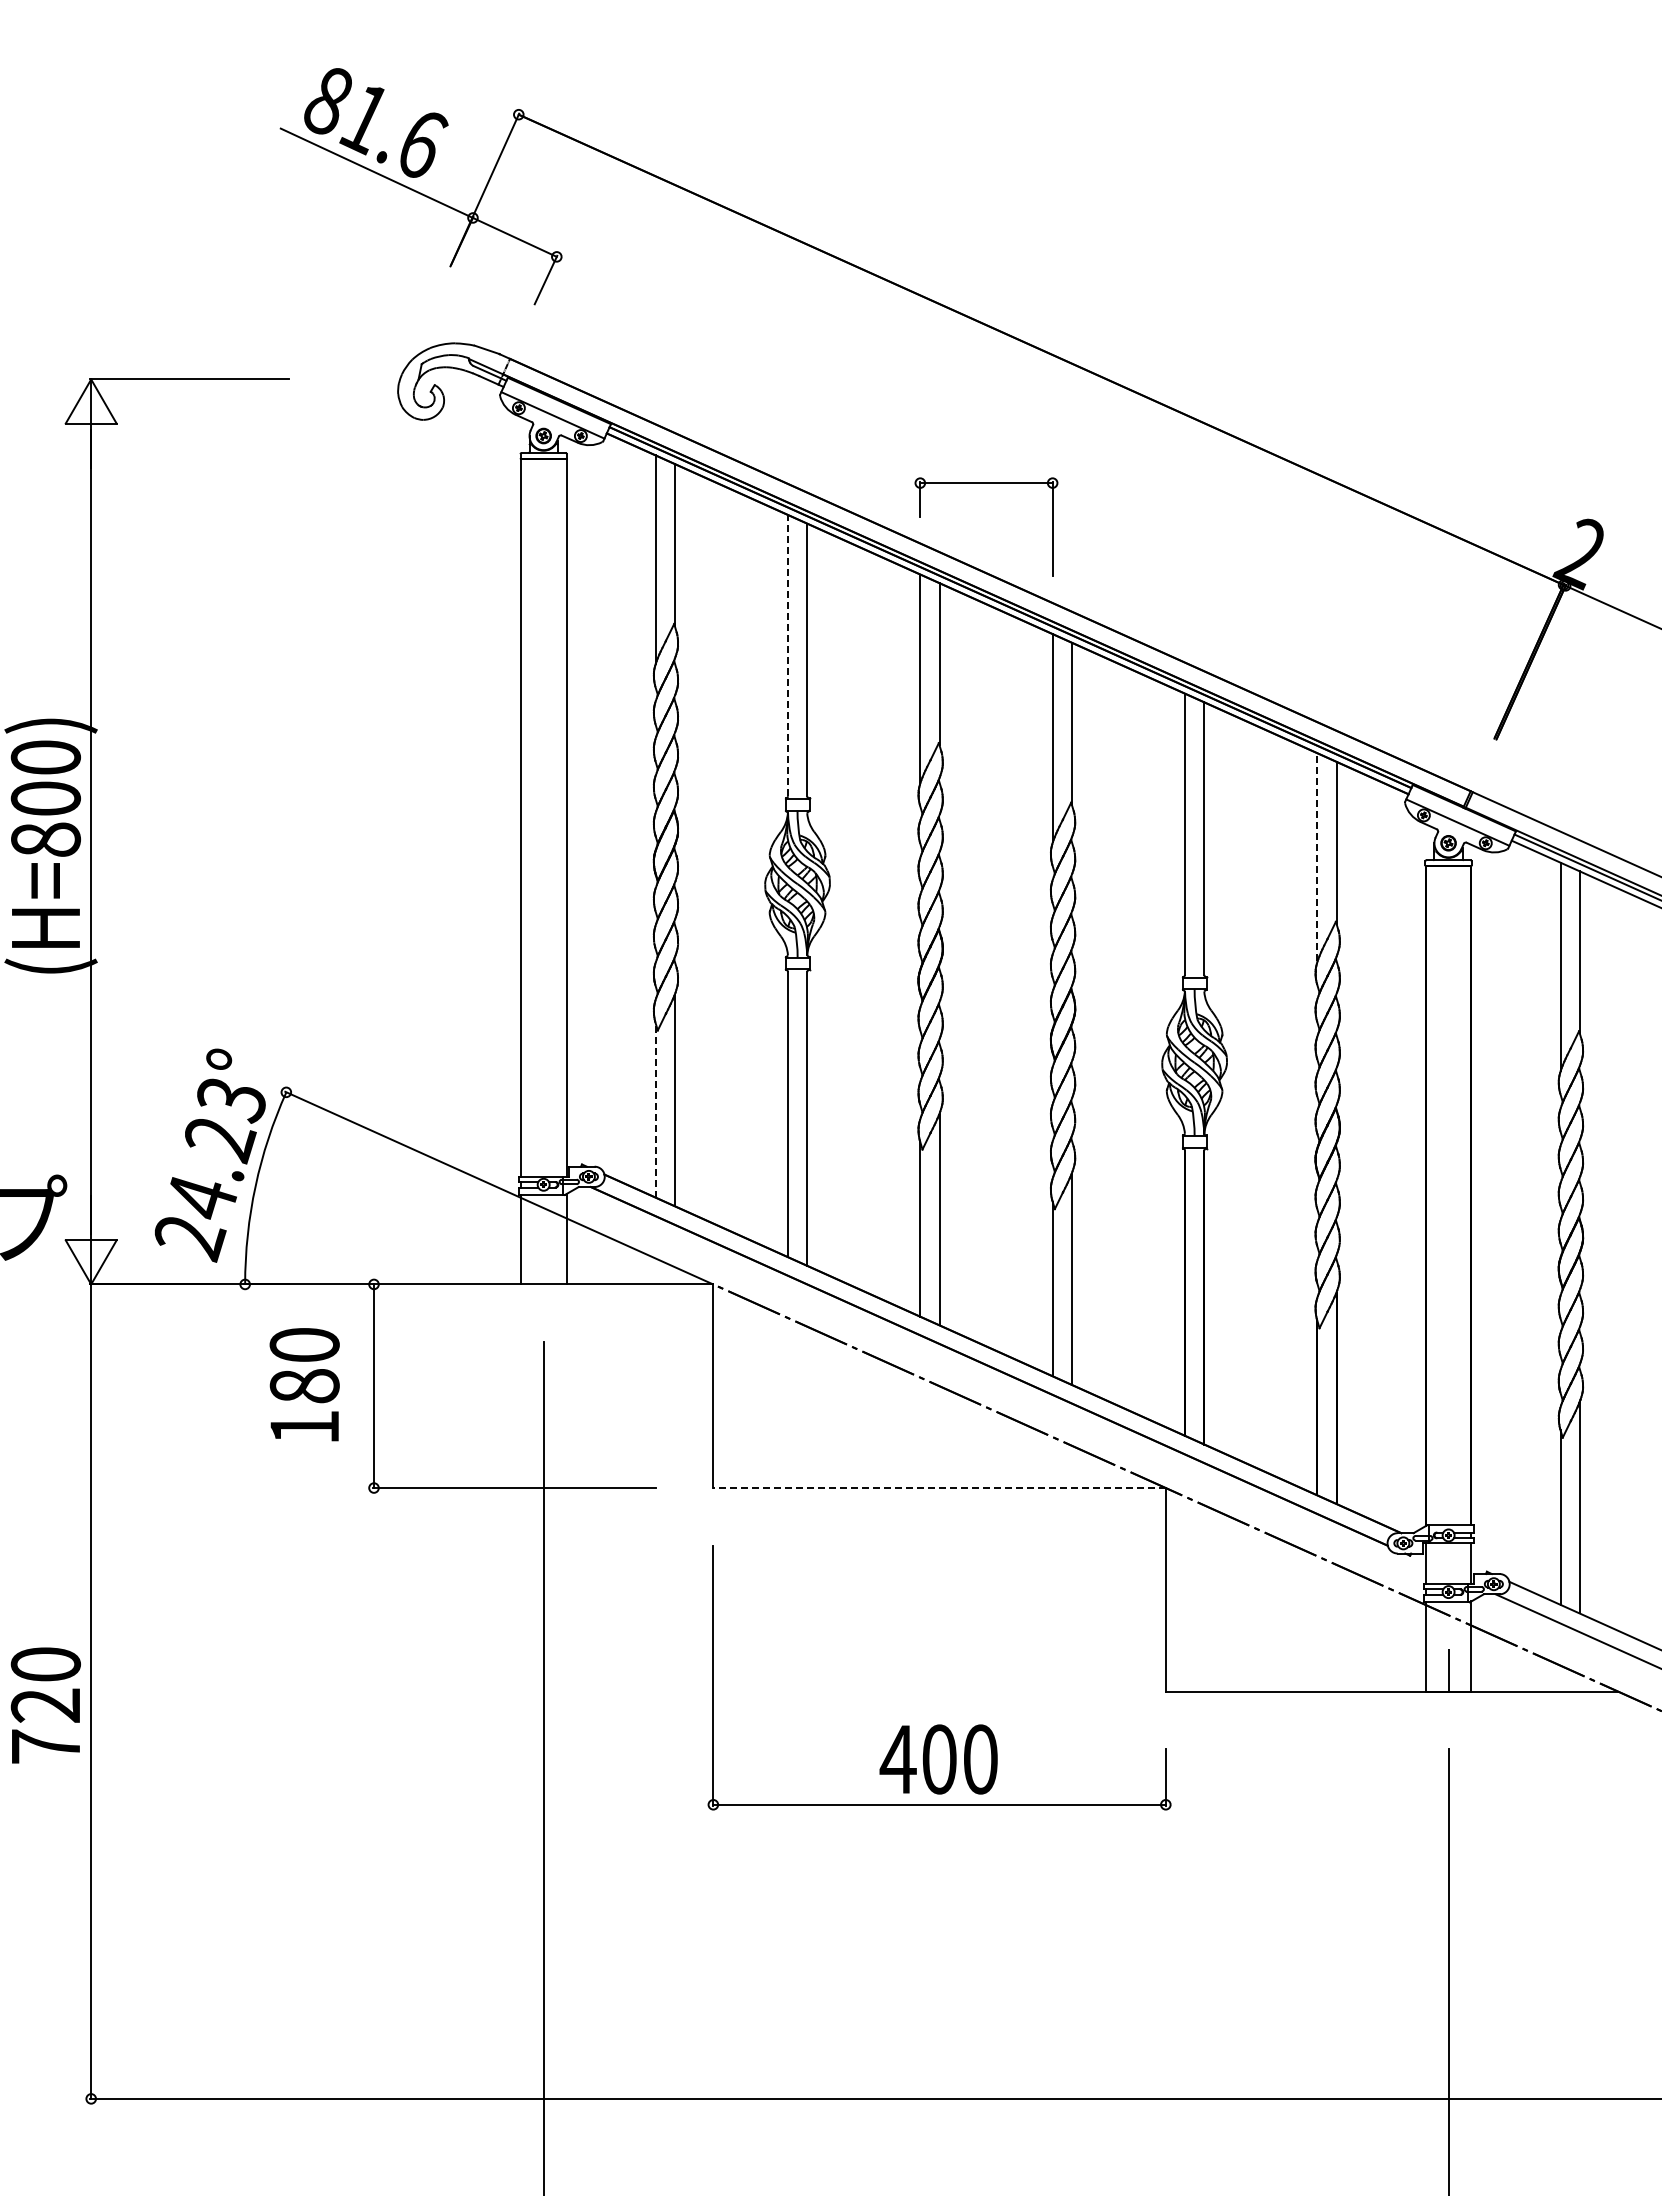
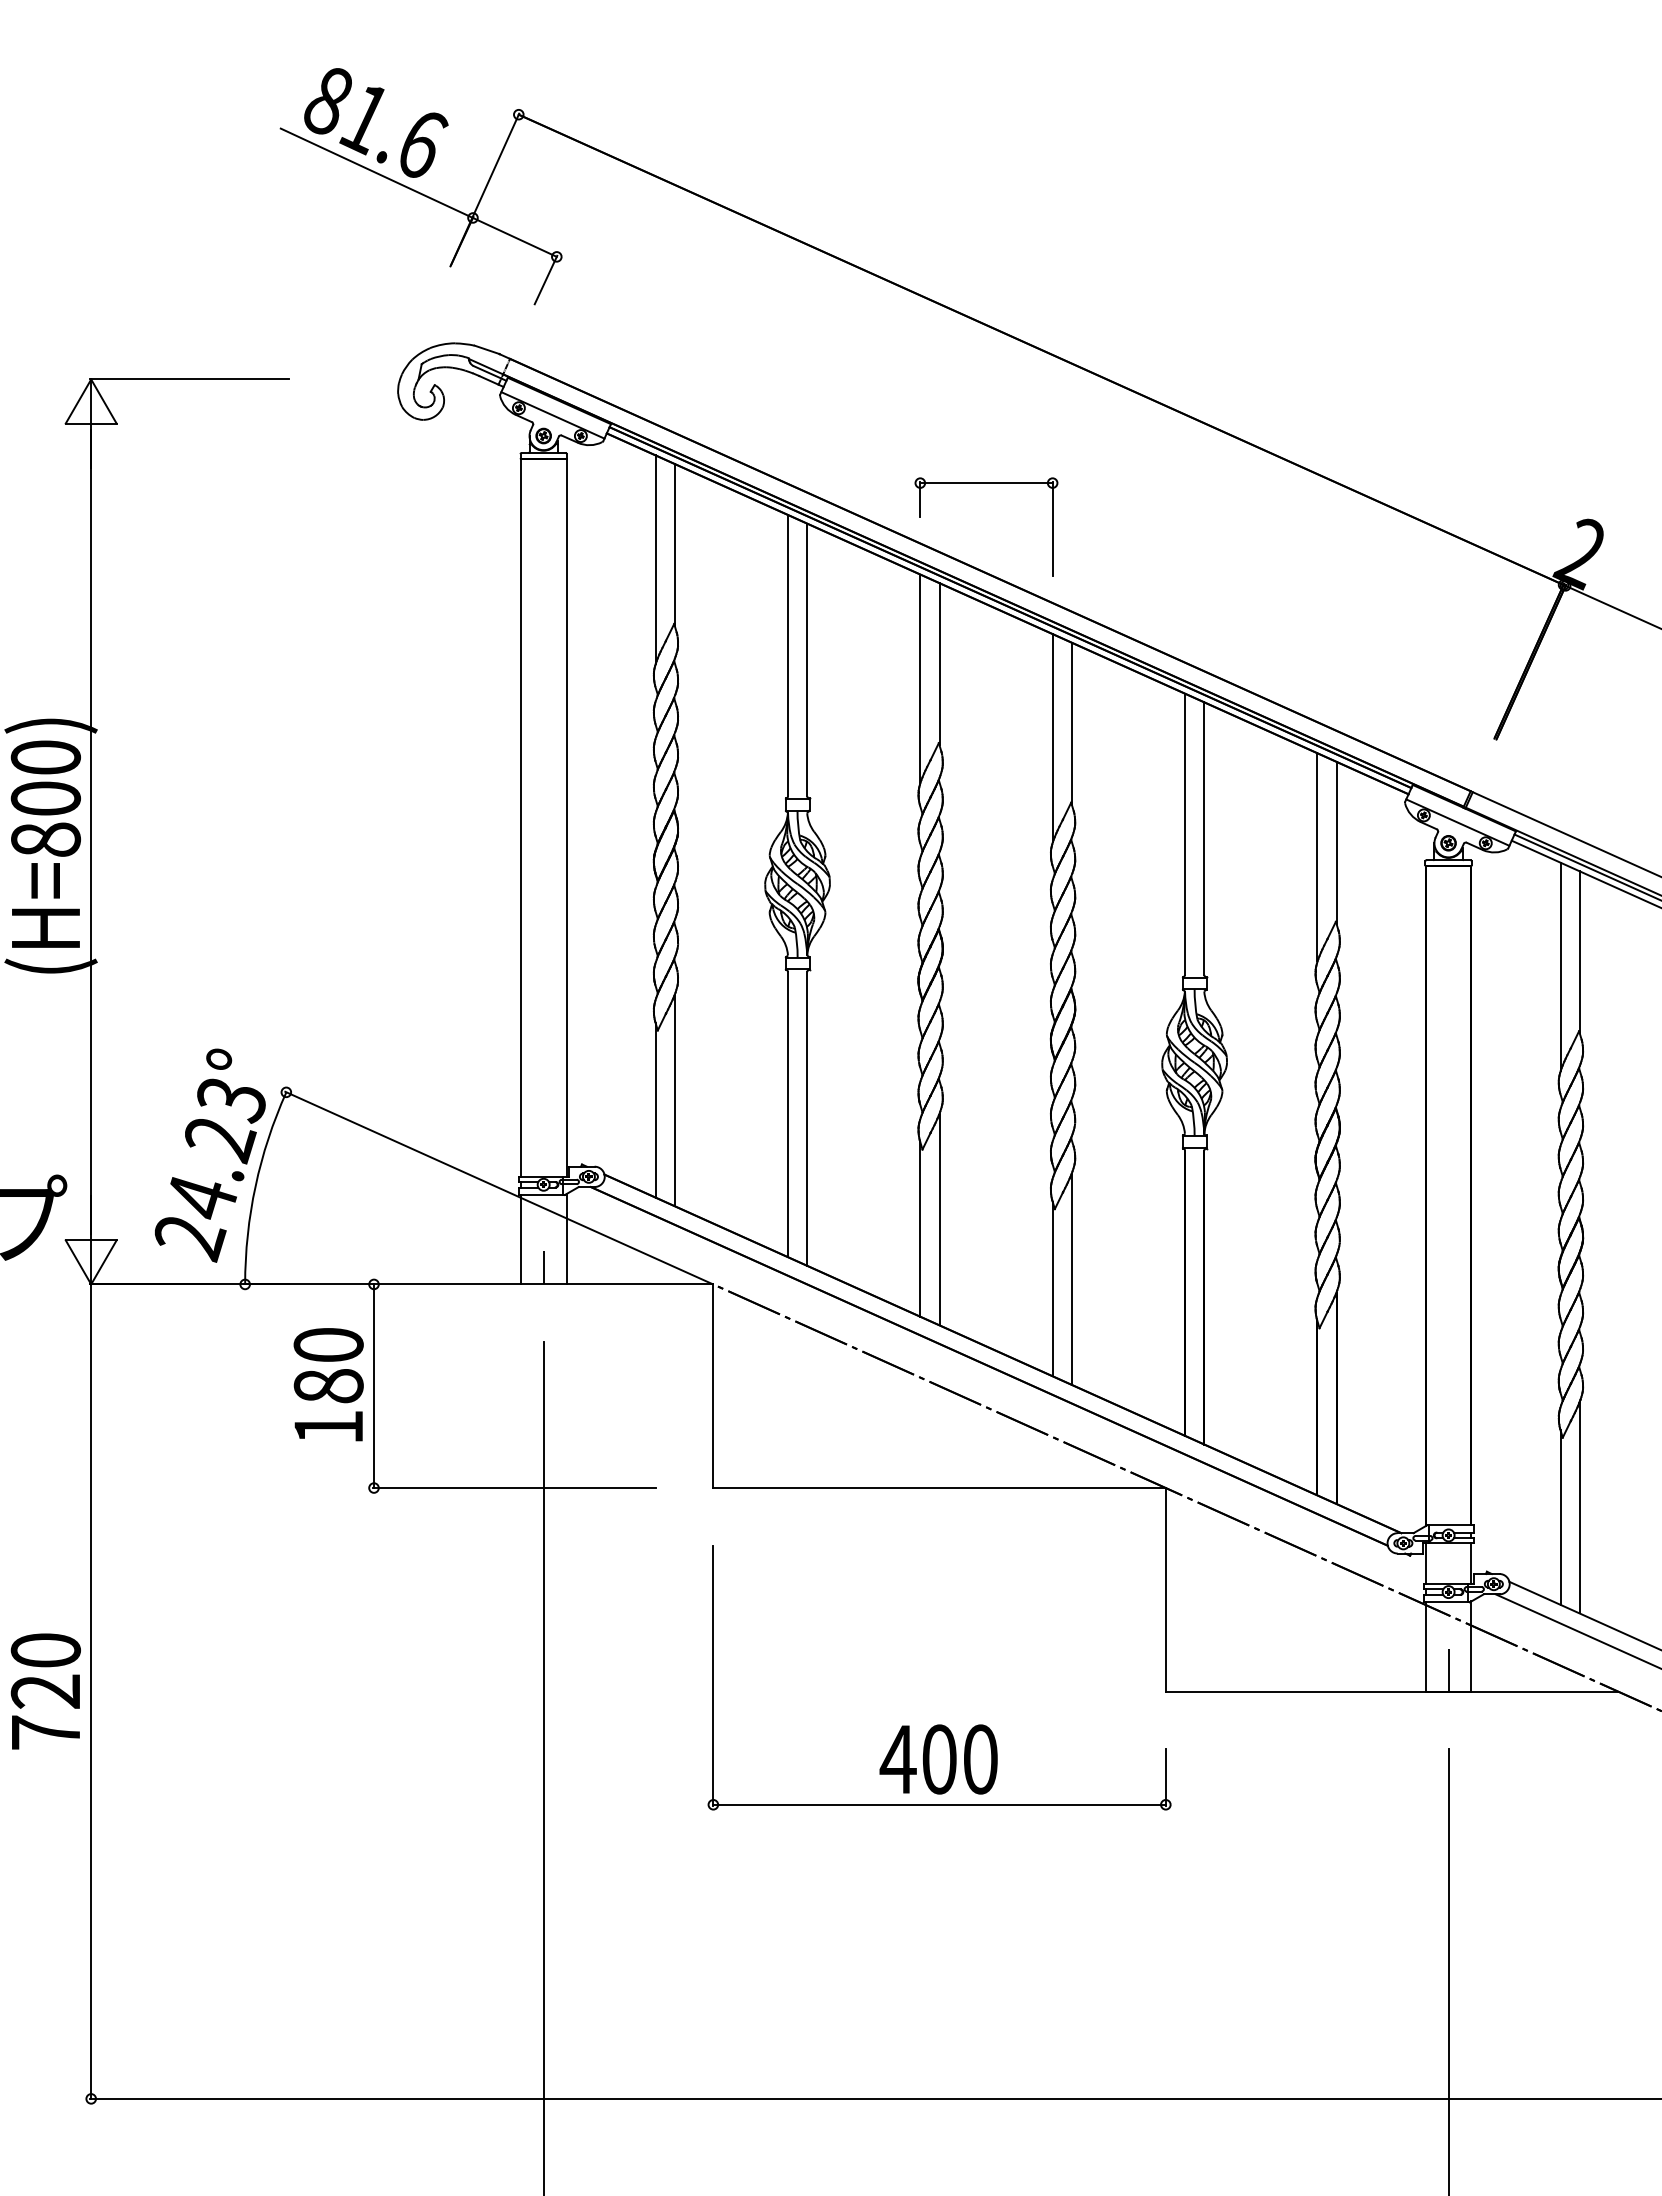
line: dashed -> solid (788, 655)
line: dashed -> solid (1317, 856)
line: dashed -> solid (655, 1109)
line: none -> present (543, 1267)
text position: (304, 1384) -> (328, 1384) (328, 1384)
line: dashed -> solid (939, 1488)
text position: (45, 1705) -> (45, 1691) (45, 1691)
